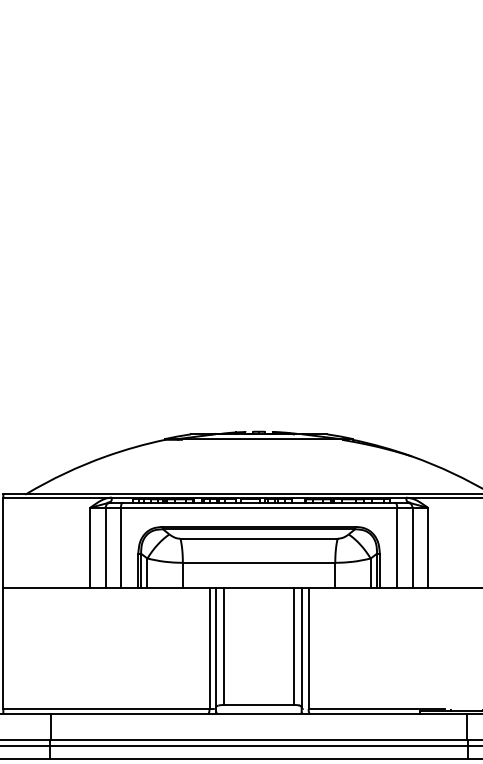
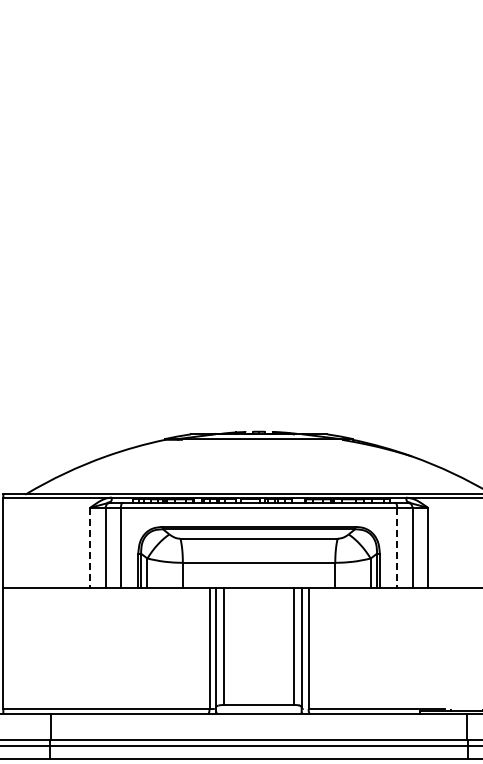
line: solid -> dashed (90, 548)
line: solid -> dashed (397, 548)
